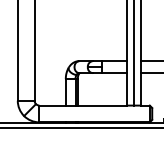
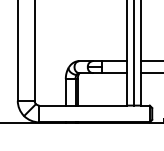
line: present -> none (81, 127)
